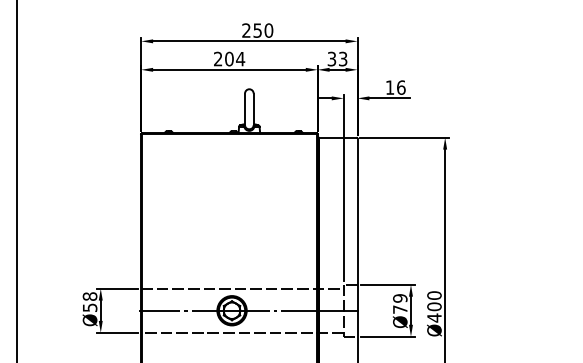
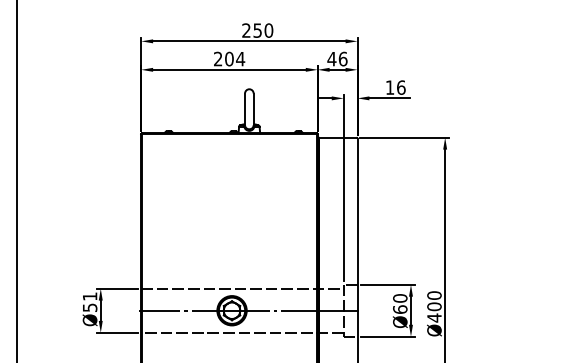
text: 33 -> 46 (337, 58)
text: Ø58 -> Ø51 (89, 296)
text: Ø79 -> Ø60 (400, 303)
